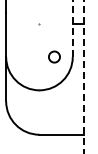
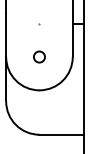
line: dashed -> solid (72, 29)
circle position: (54, 56) -> (39, 56) (39, 56)
line: dashed -> solid (83, 77)
